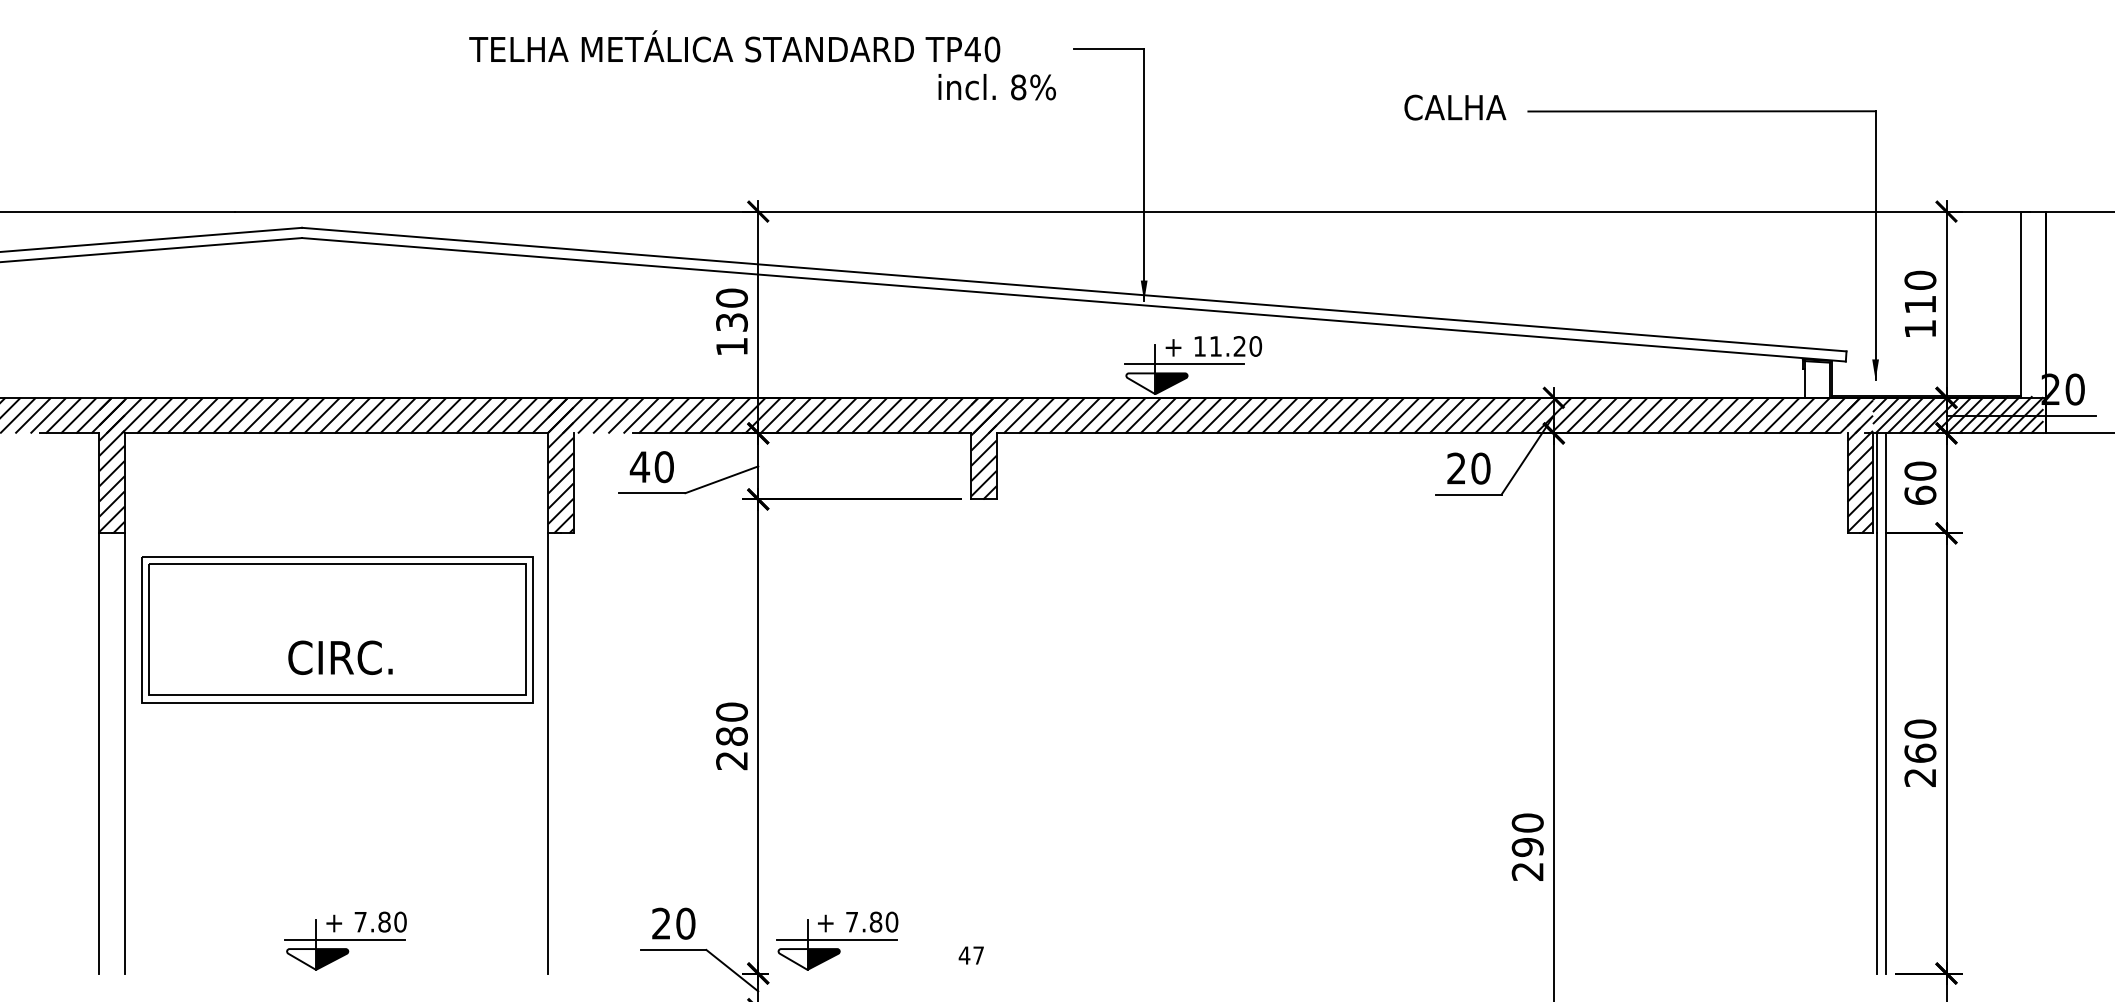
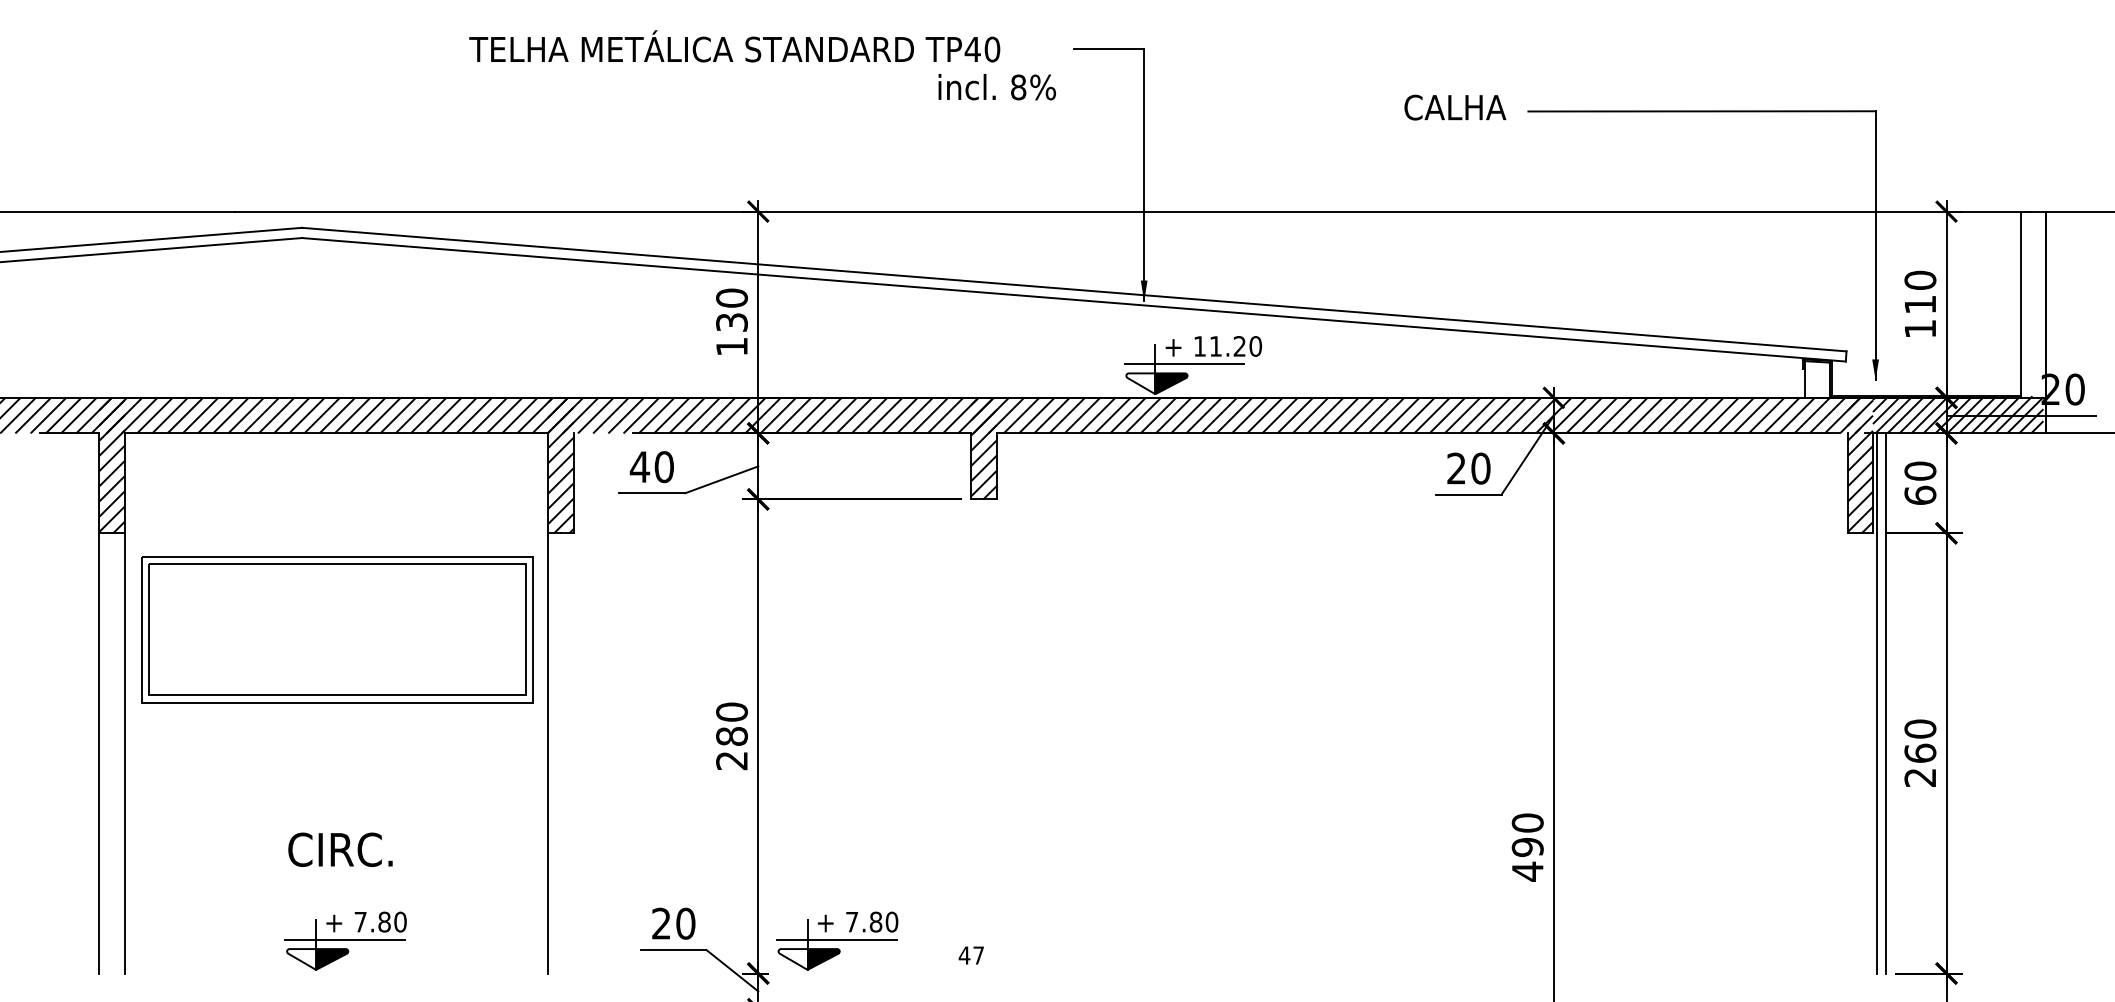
text position: (340, 657) -> (340, 849) (340, 849)
text: 290 -> 490 (1527, 871)
